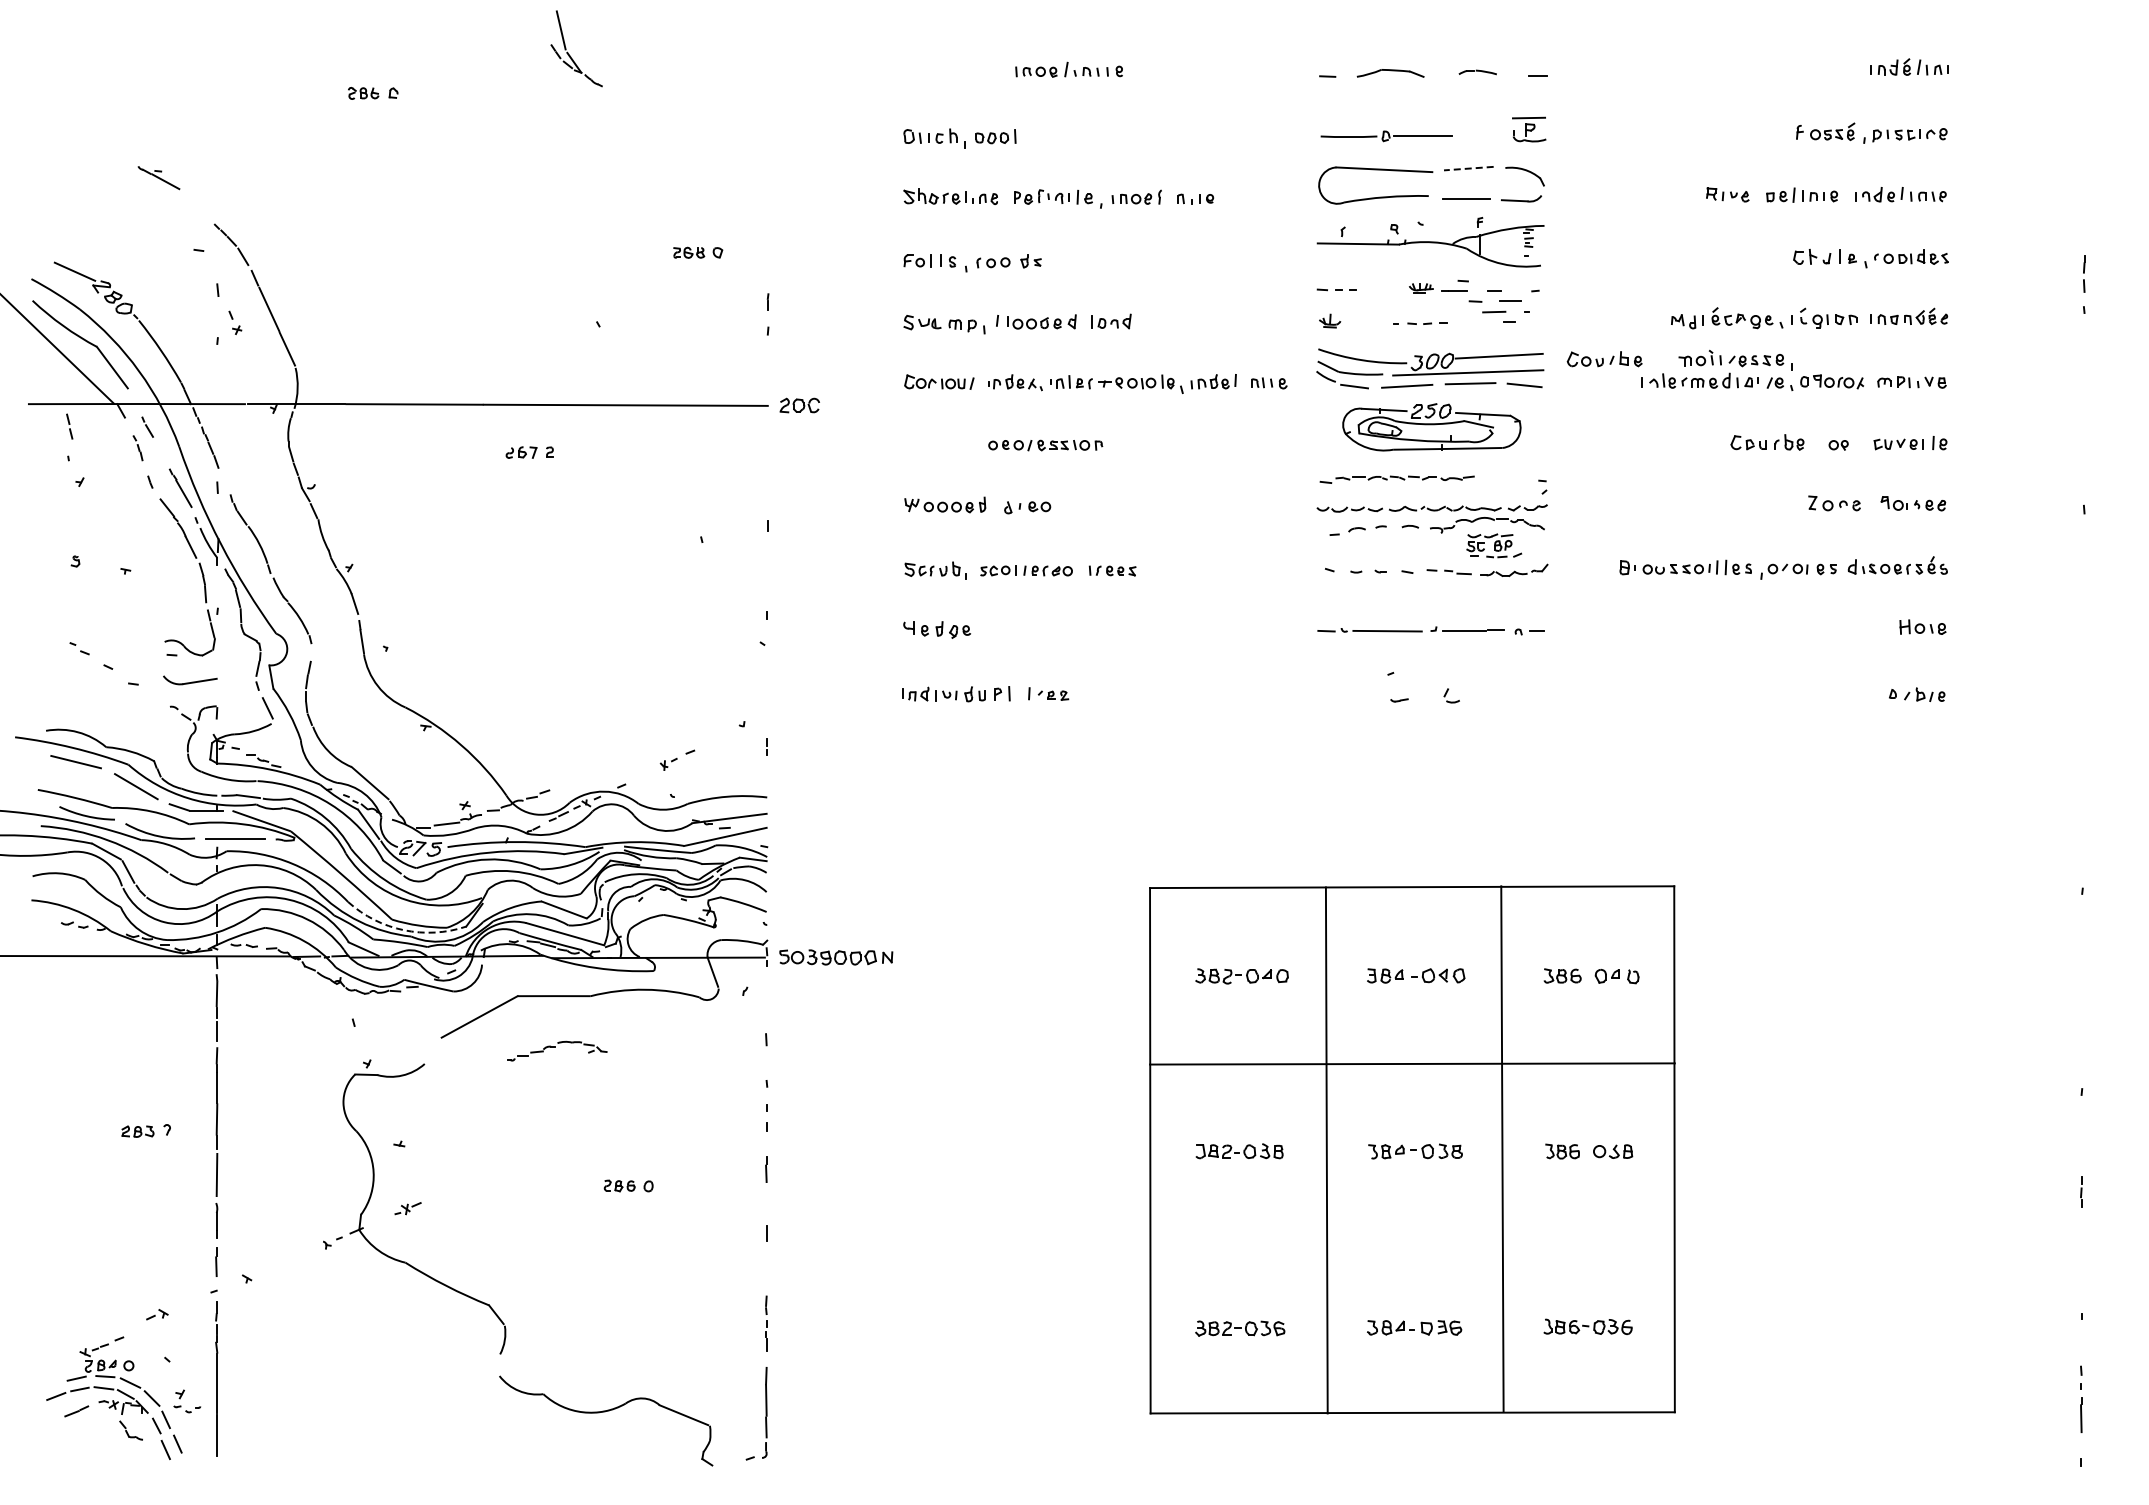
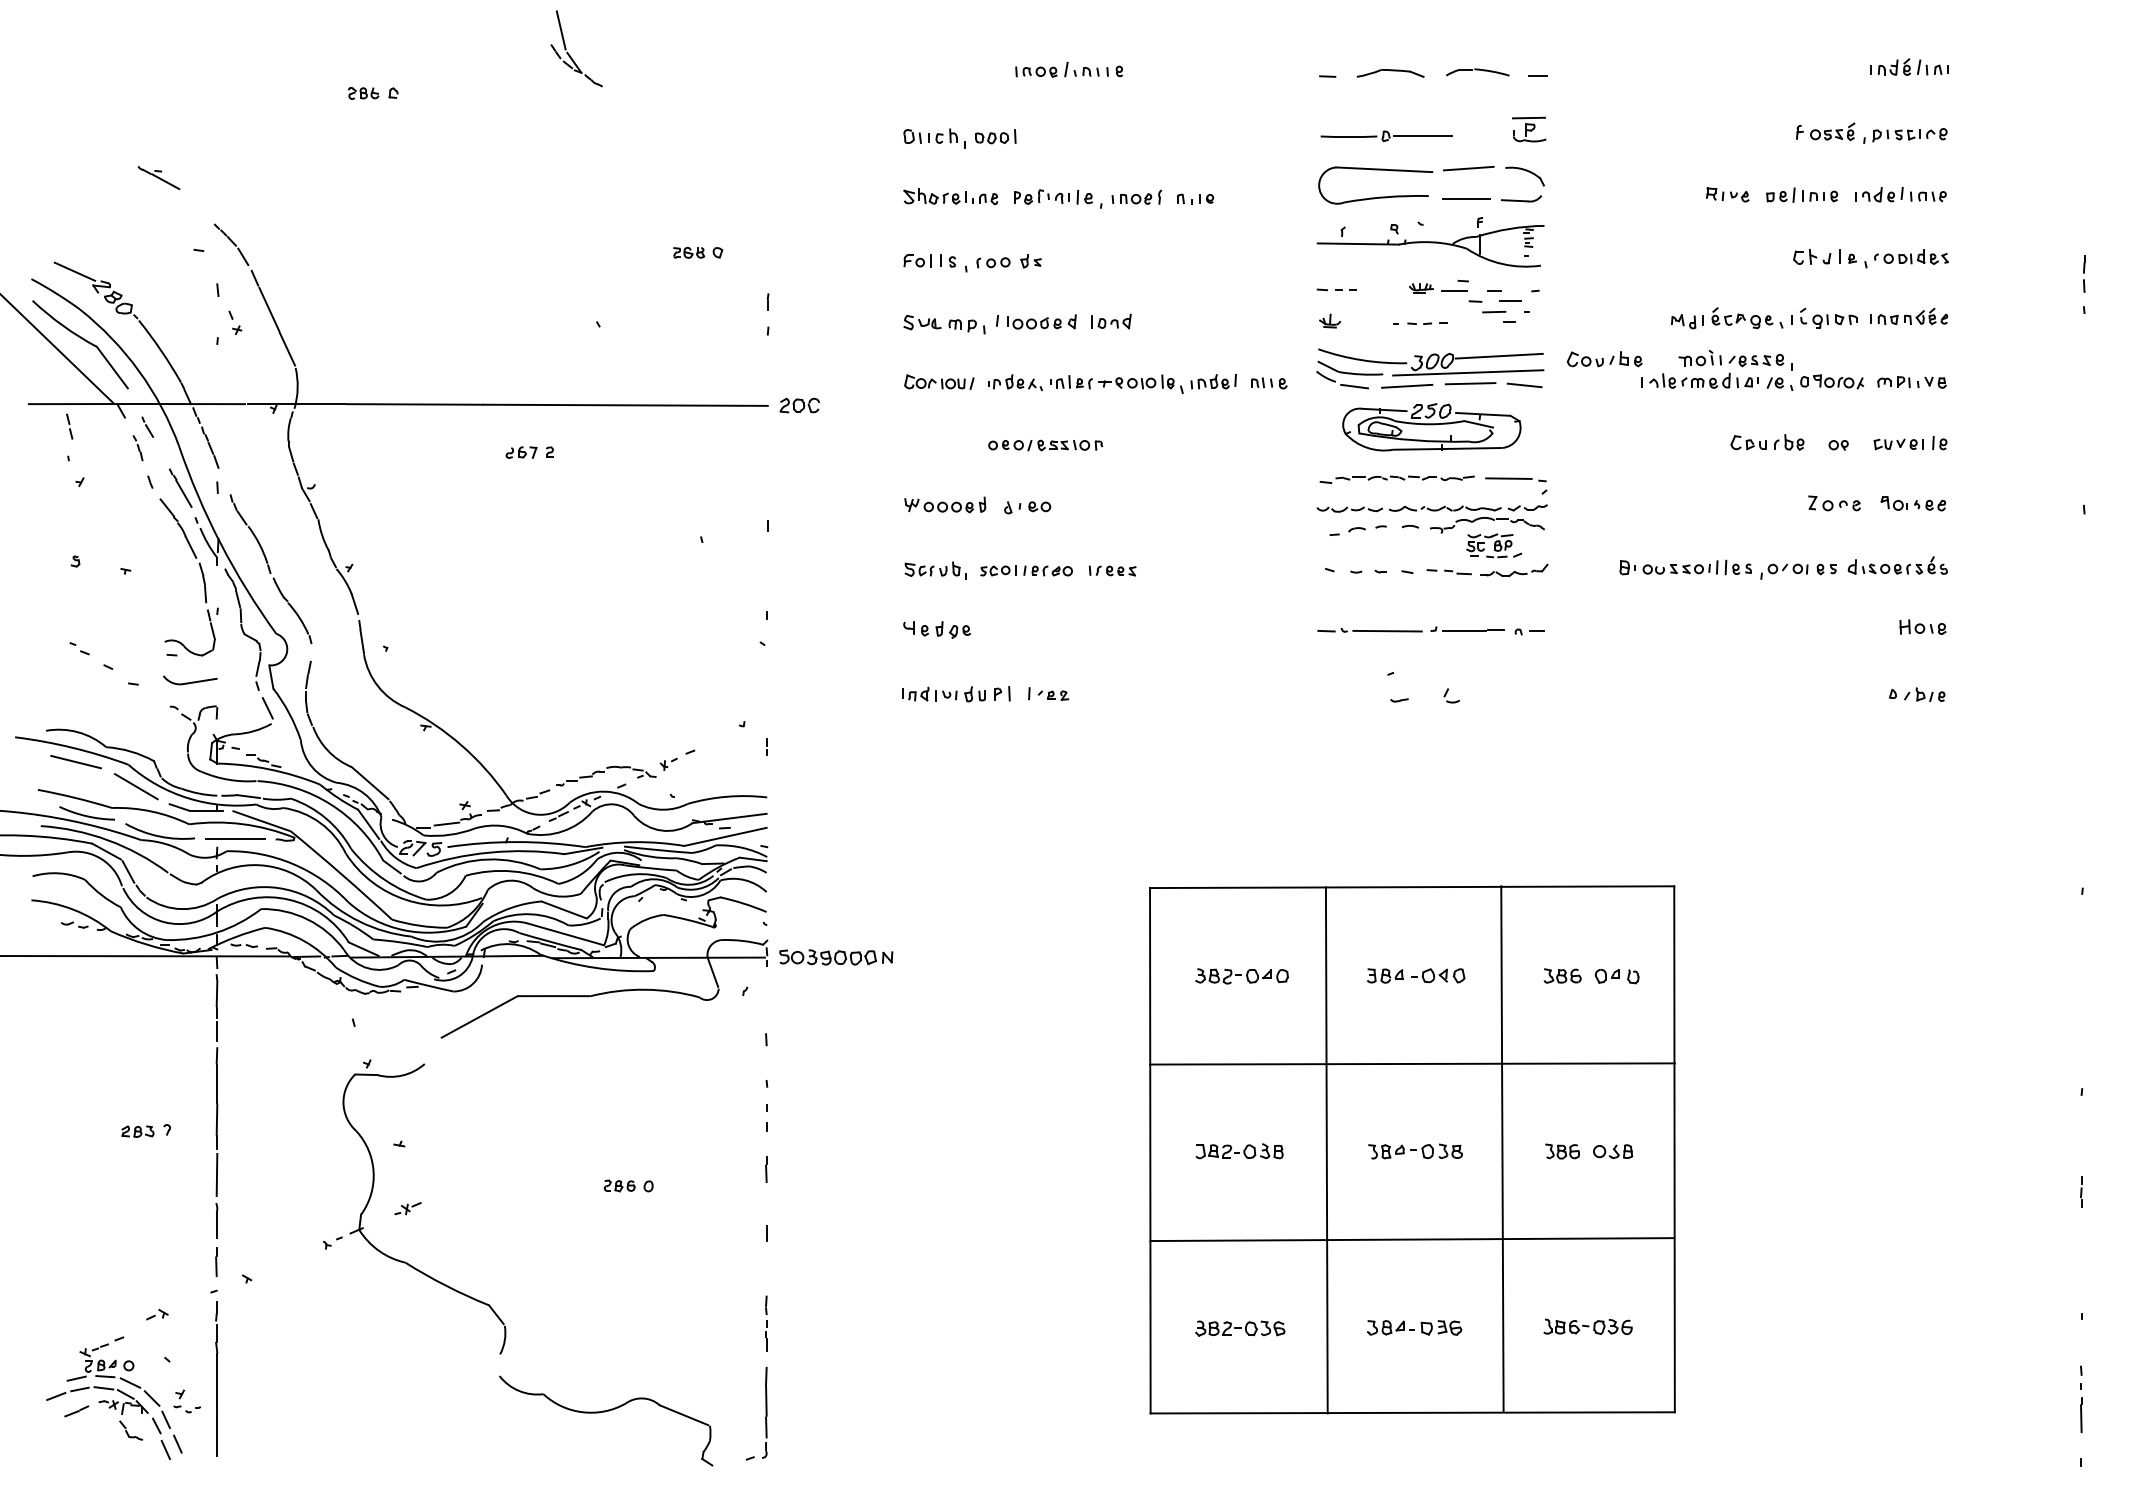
part size: 39x7 px -> 64x9 px (1477, 72)
line: dashed -> solid (1468, 168)
line: none -> present (1508, 478)
arc: dashed -> solid (403, 930)
part position: (557, 1050) -> (606, 775) (606, 775)
line: none -> present (1412, 1239)
